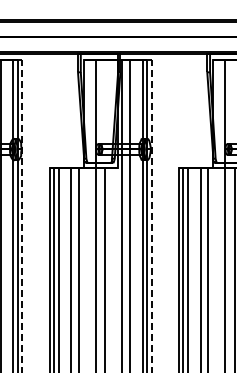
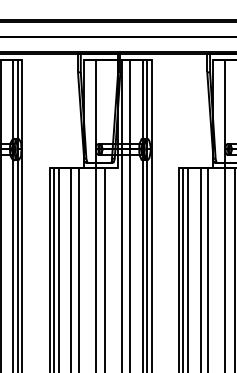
line: dashed -> solid (22, 210)
line: dashed -> solid (151, 210)
